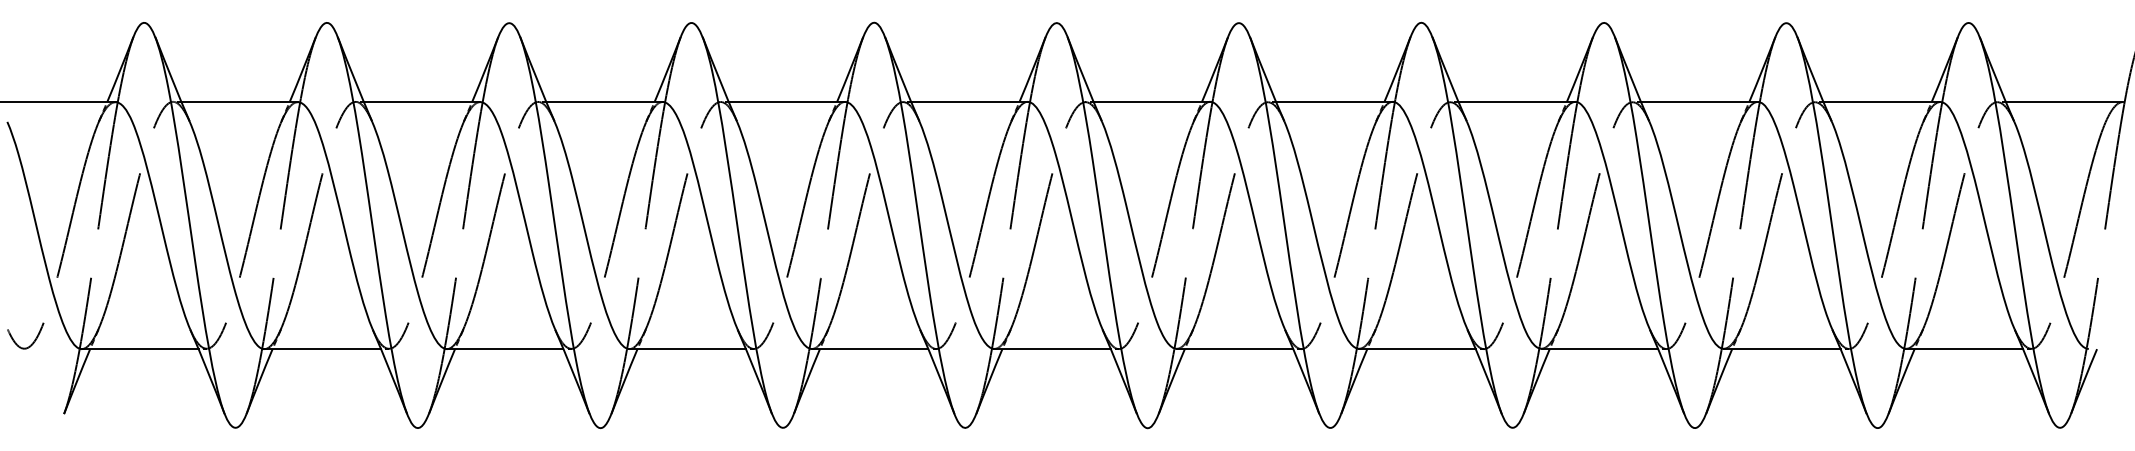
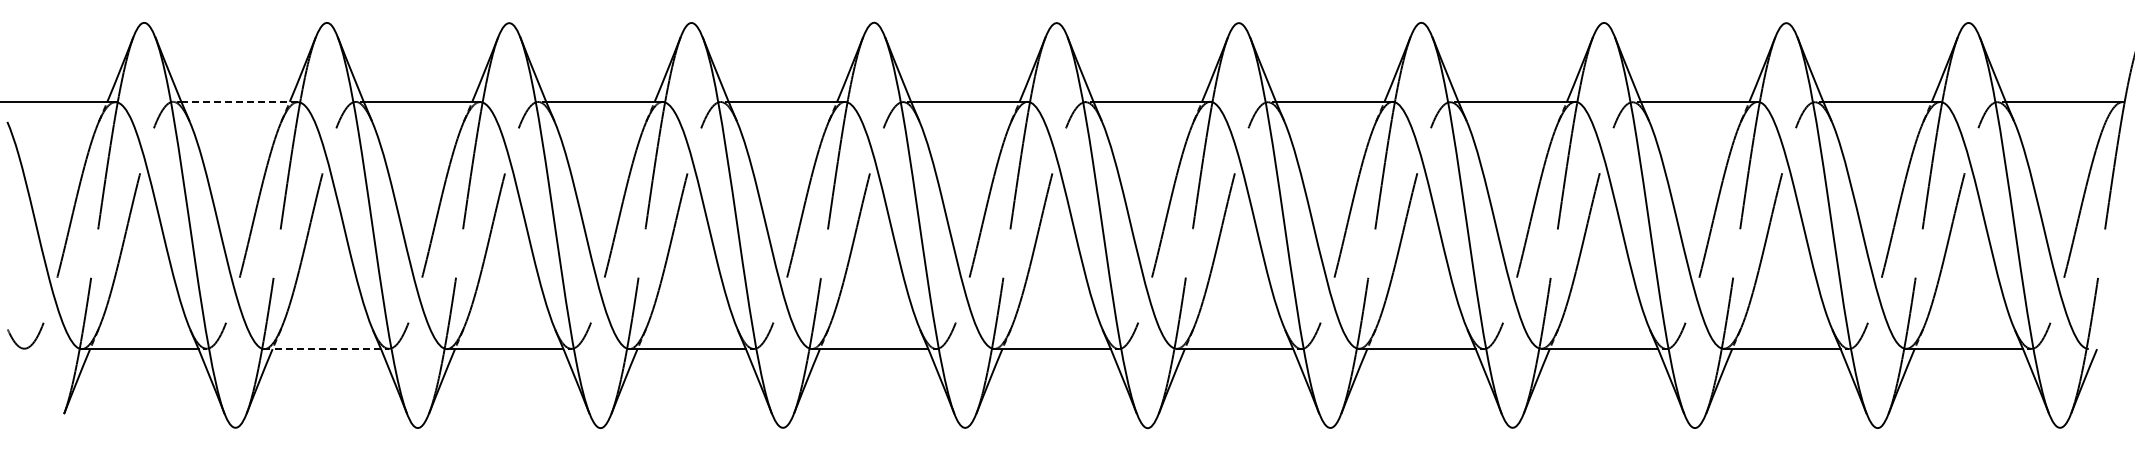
line: solid -> dashed (239, 101)
line: solid -> dashed (322, 349)
